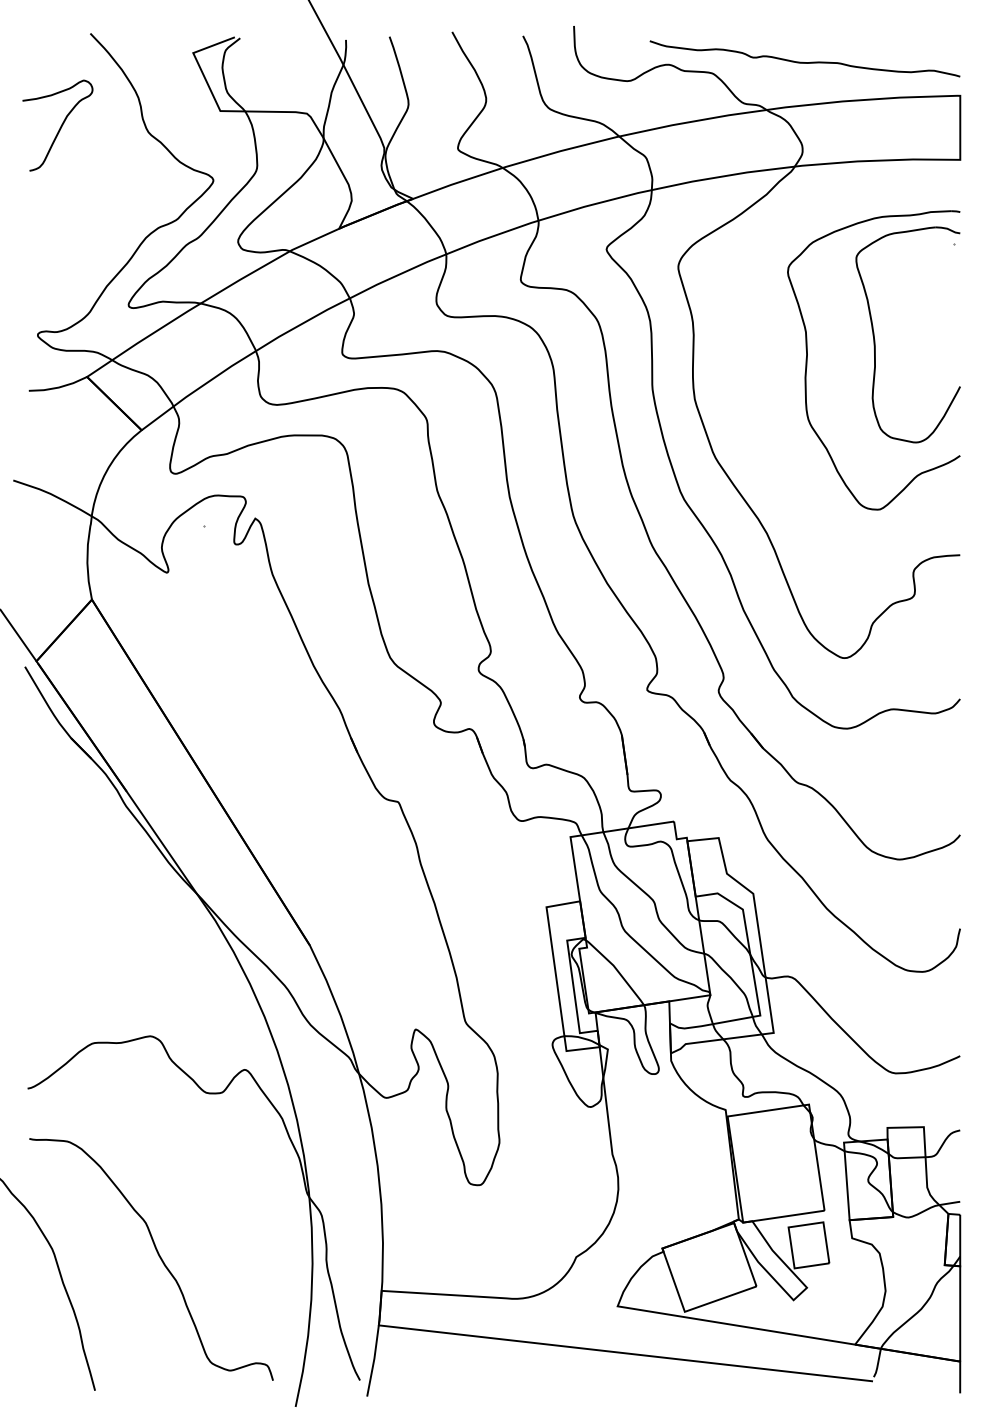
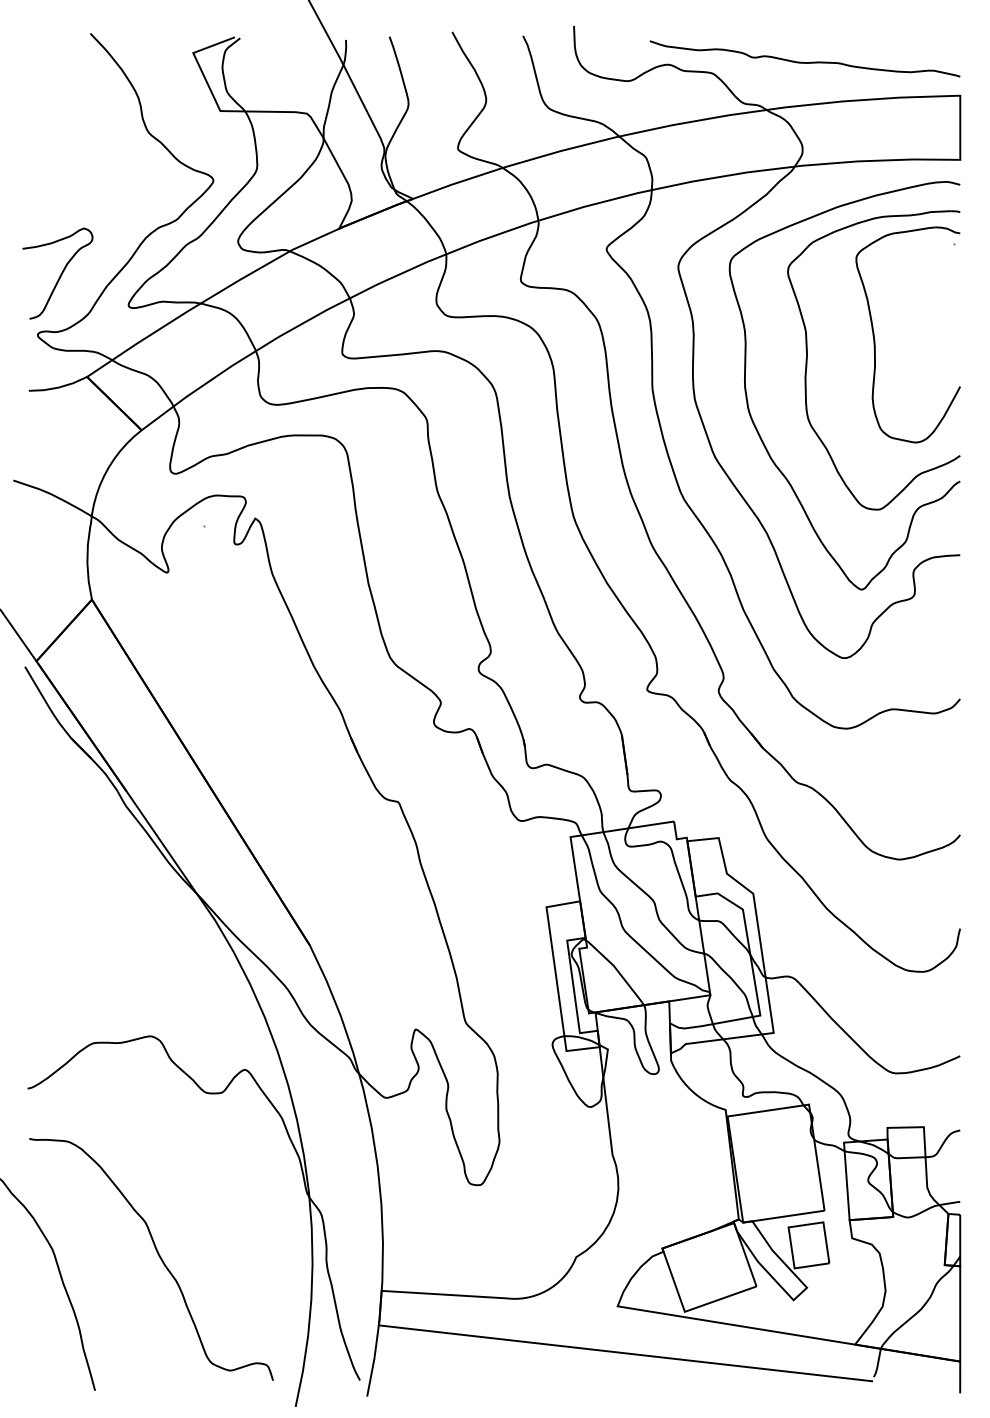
curve position: (60, 126) -> (60, 274) (60, 274)
curve: none -> present (757, 428)
